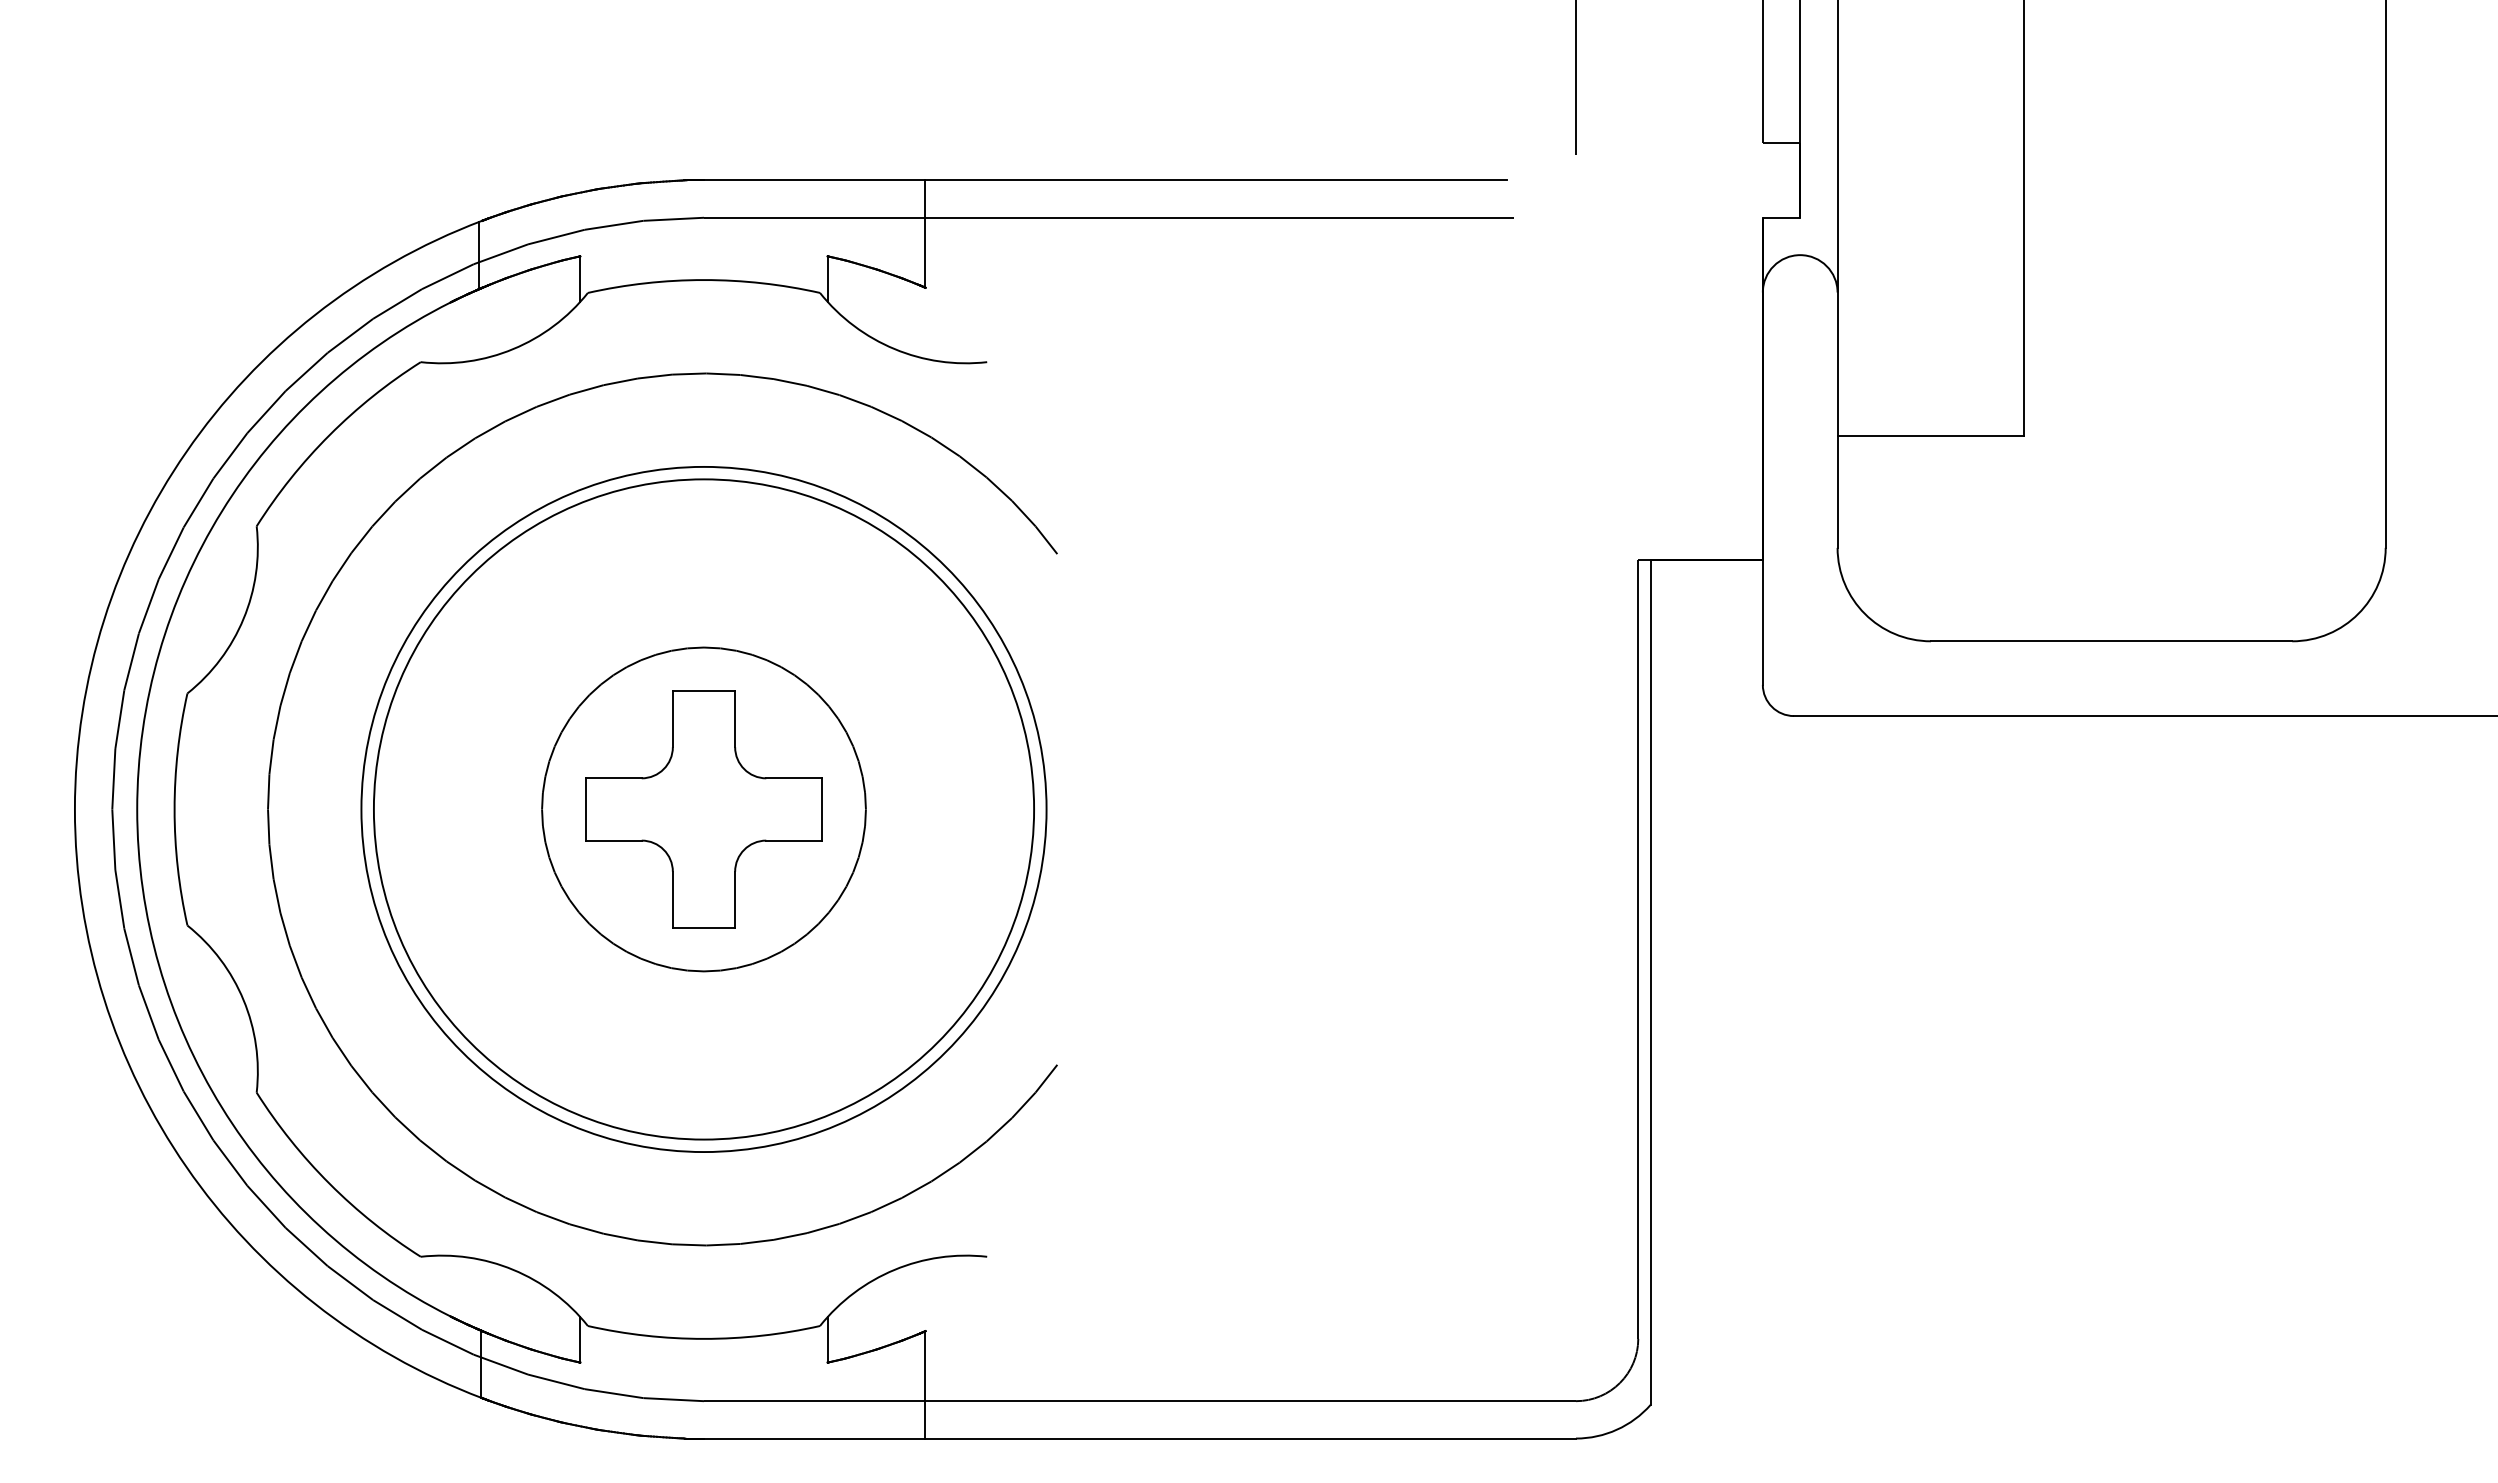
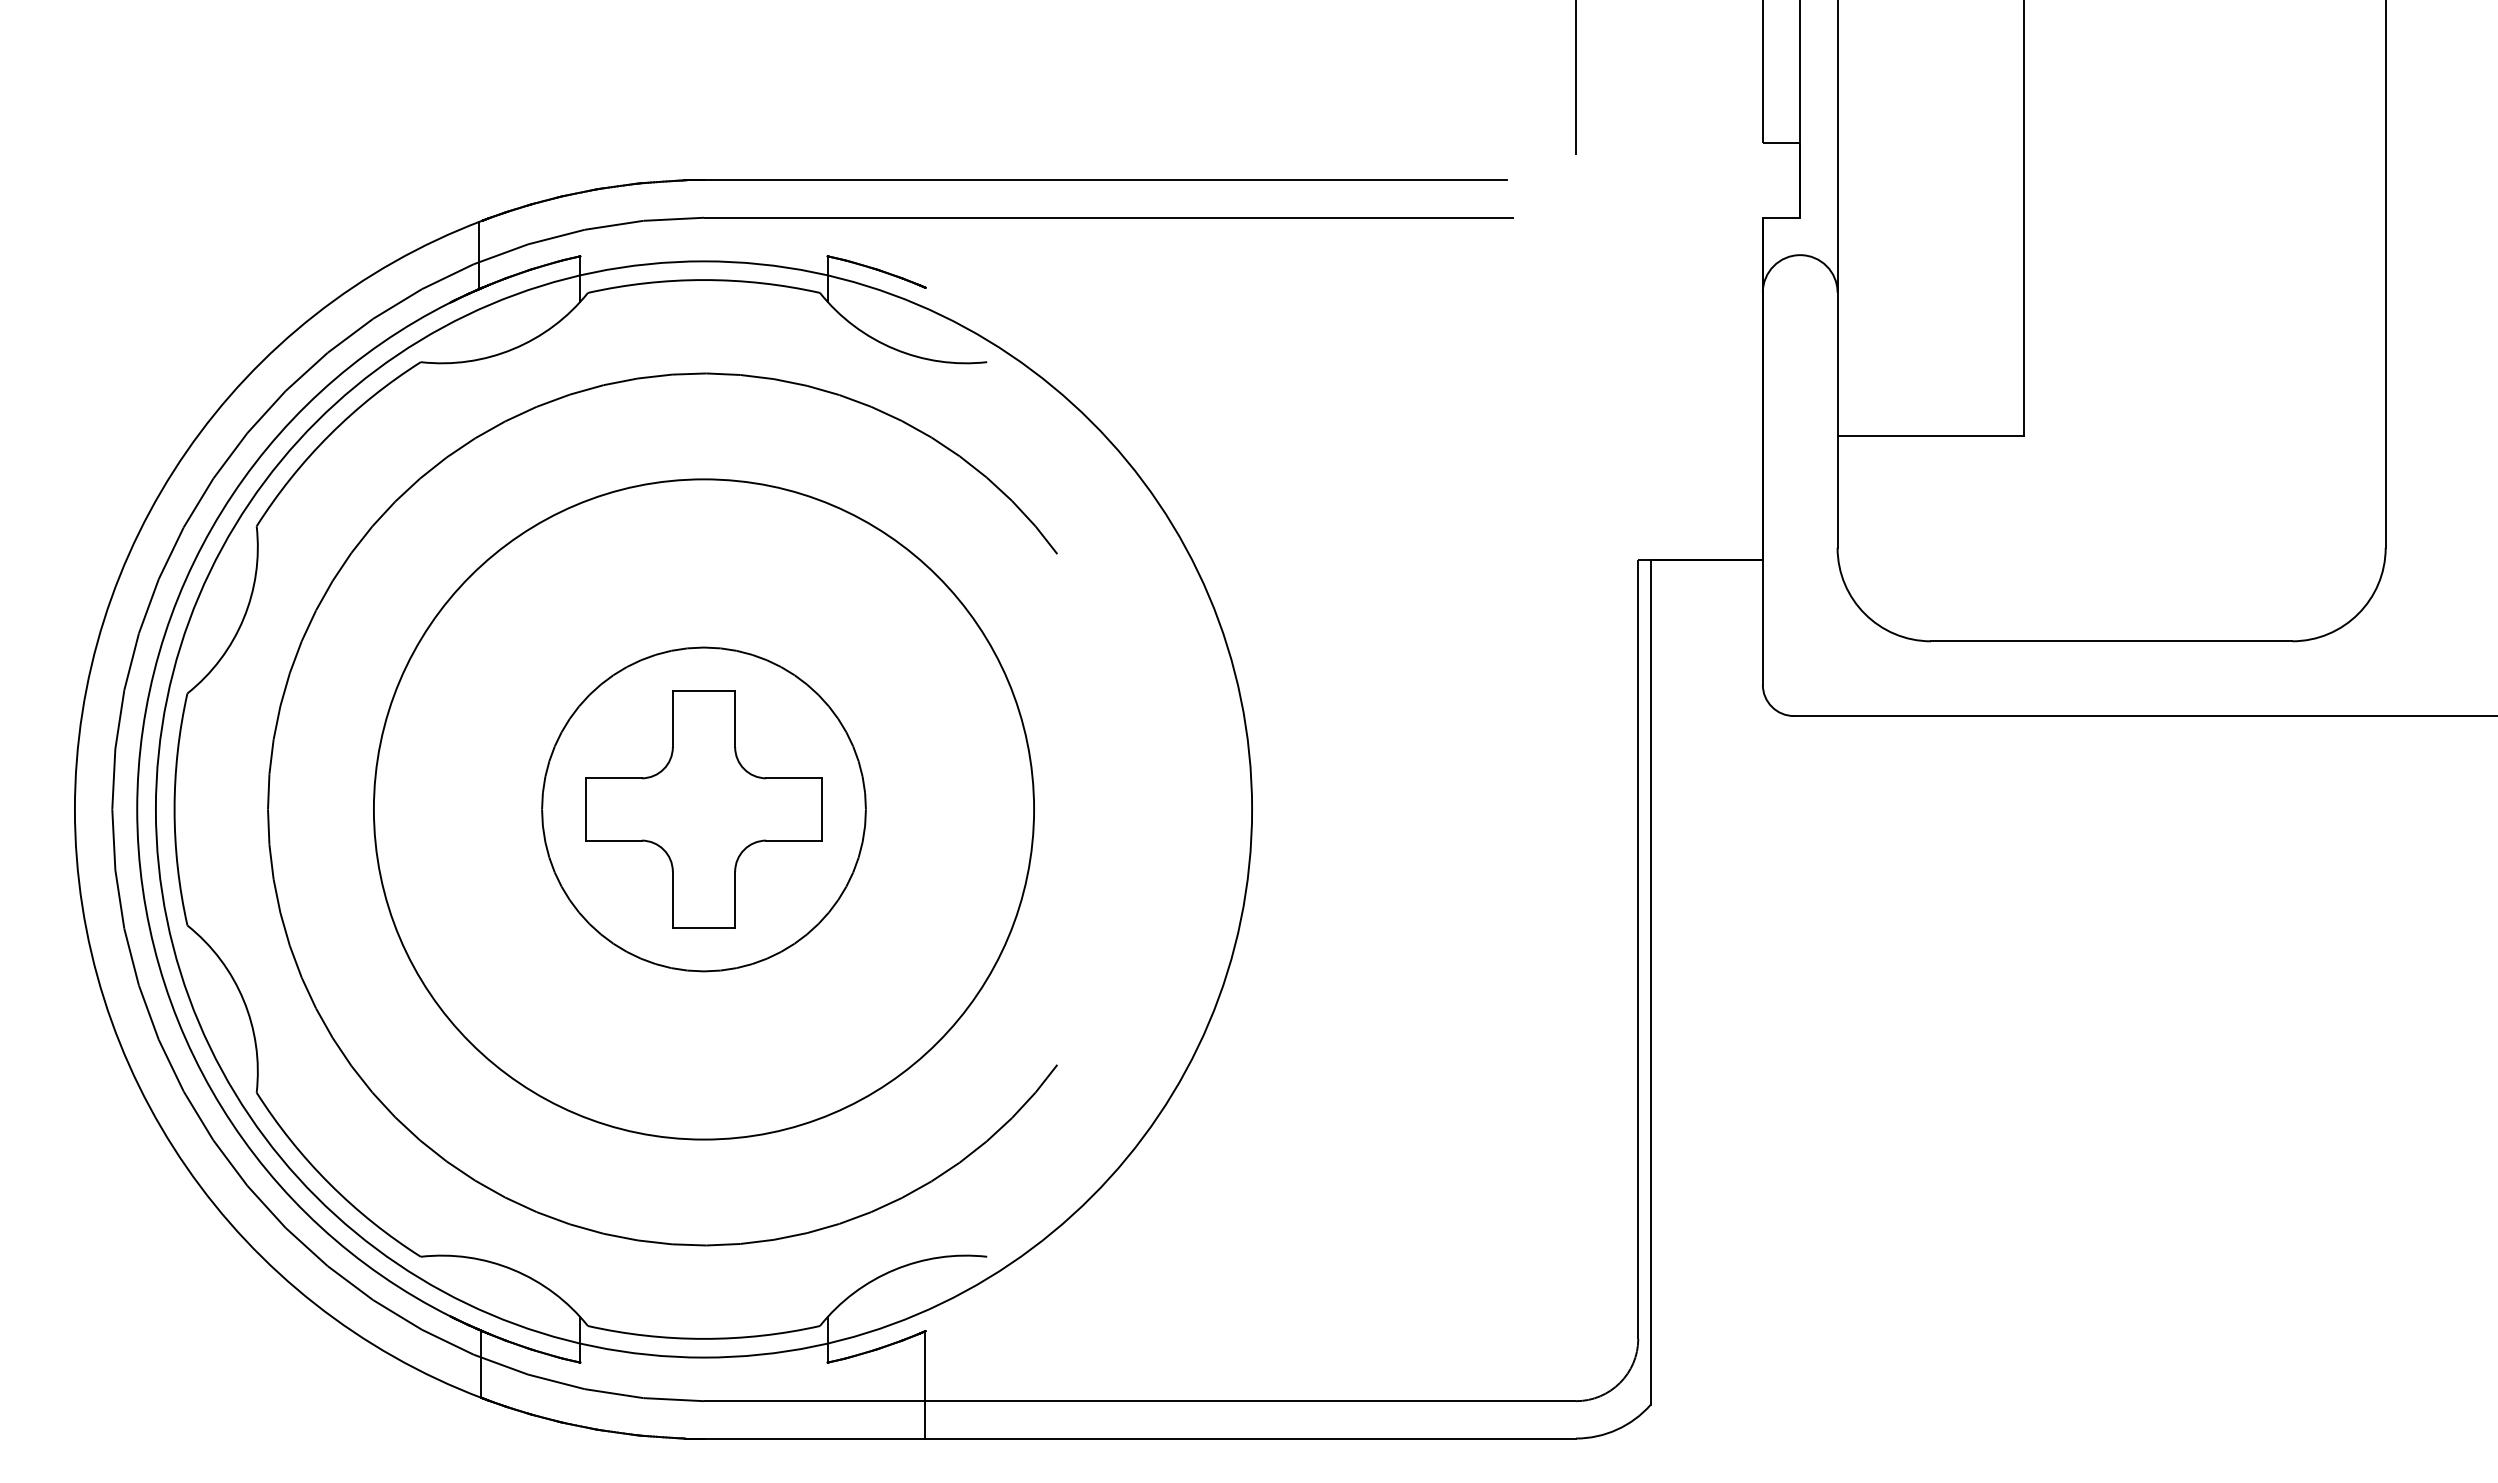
line: present -> none (924, 233)
circle diameter: 685 px -> 1096 px (703, 809)
